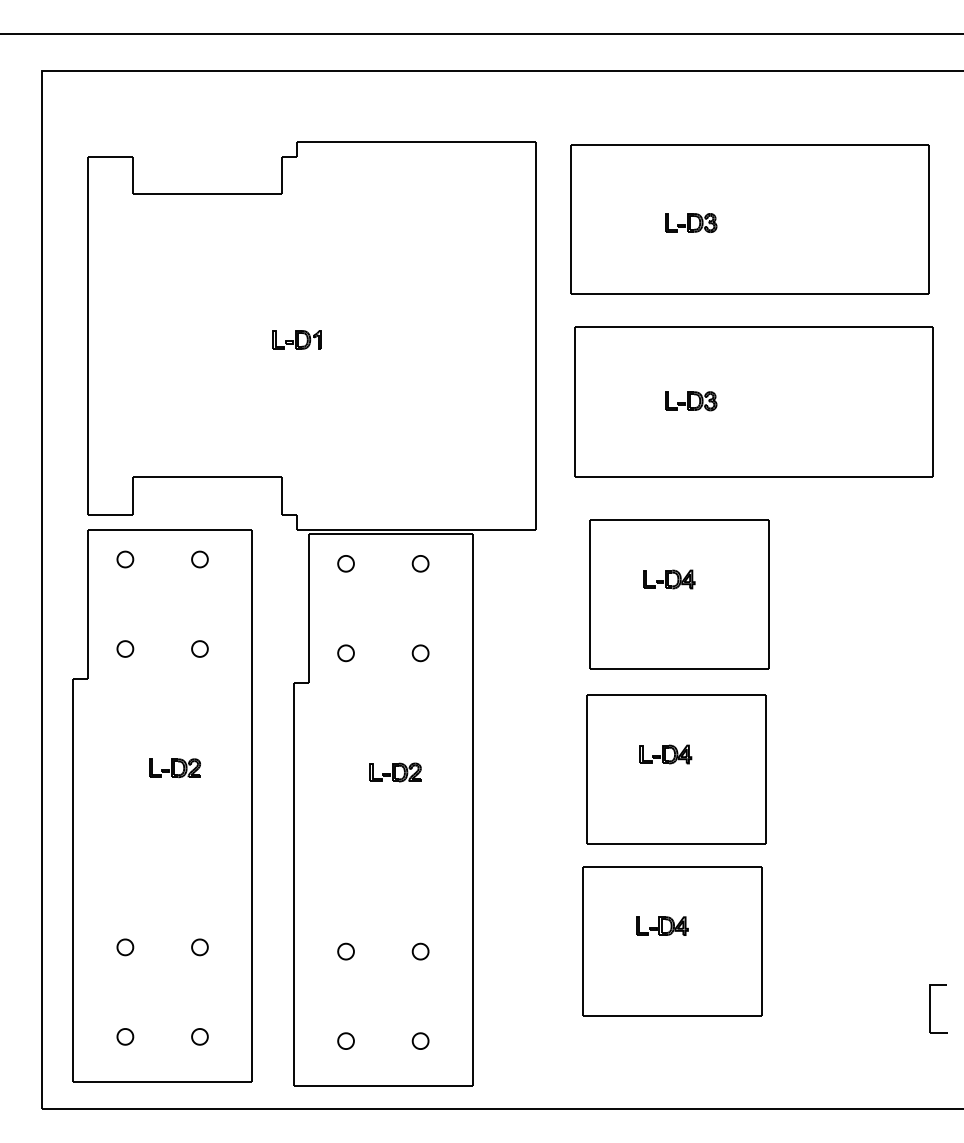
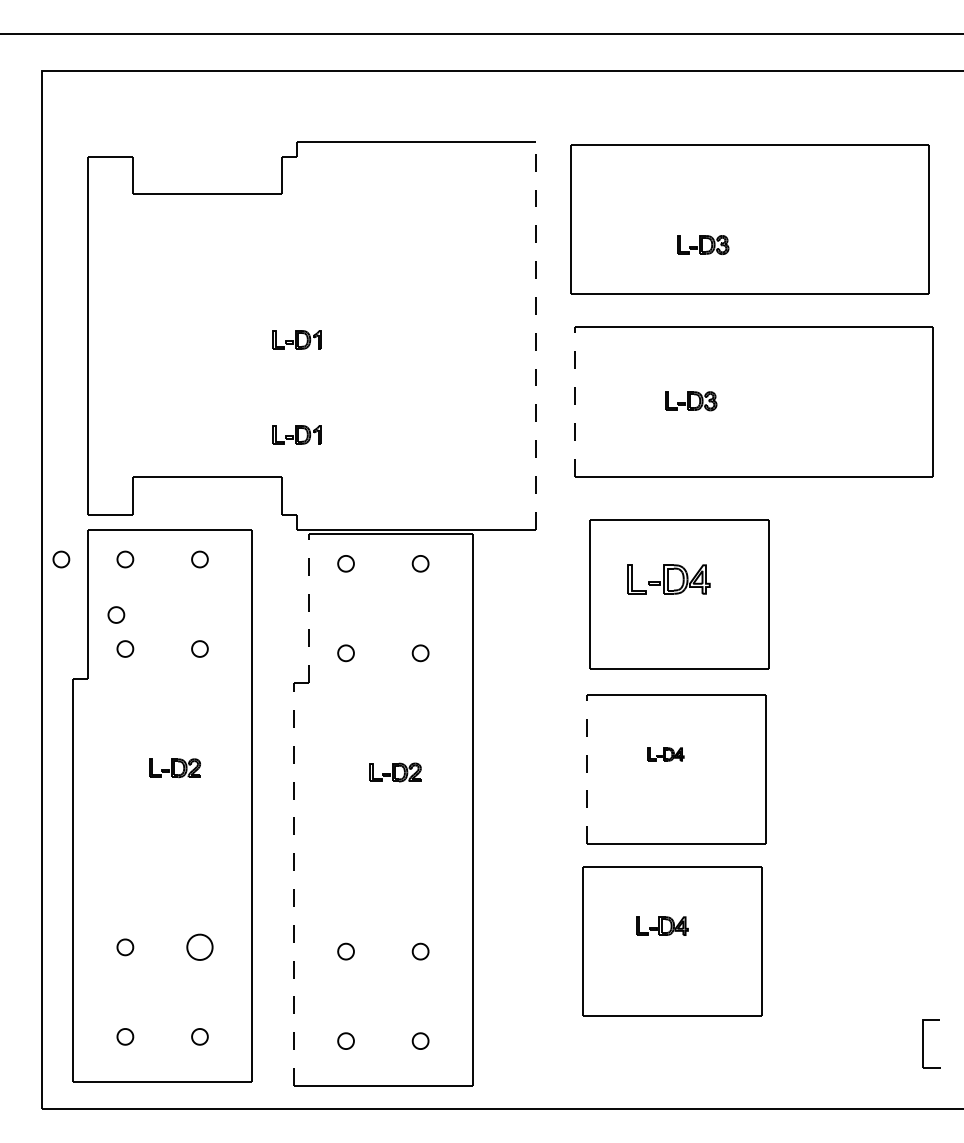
part position: (691, 222) -> (703, 244) (703, 244)
line: solid -> dashed (535, 335)
line: solid -> dashed (574, 401)
part: none -> present (296, 434)
part: none -> present (61, 559)
part size: 53x21 px -> 84x31 px (668, 579)
line: solid -> dashed (308, 608)
part: none -> present (116, 614)
part size: 54x21 px -> 38x15 px (665, 754)
line: solid -> dashed (586, 769)
line: solid -> dashed (293, 884)
part size: 18x19 px -> 28x28 px (199, 946)
part position: (930, 1008) -> (923, 1043) (923, 1043)
